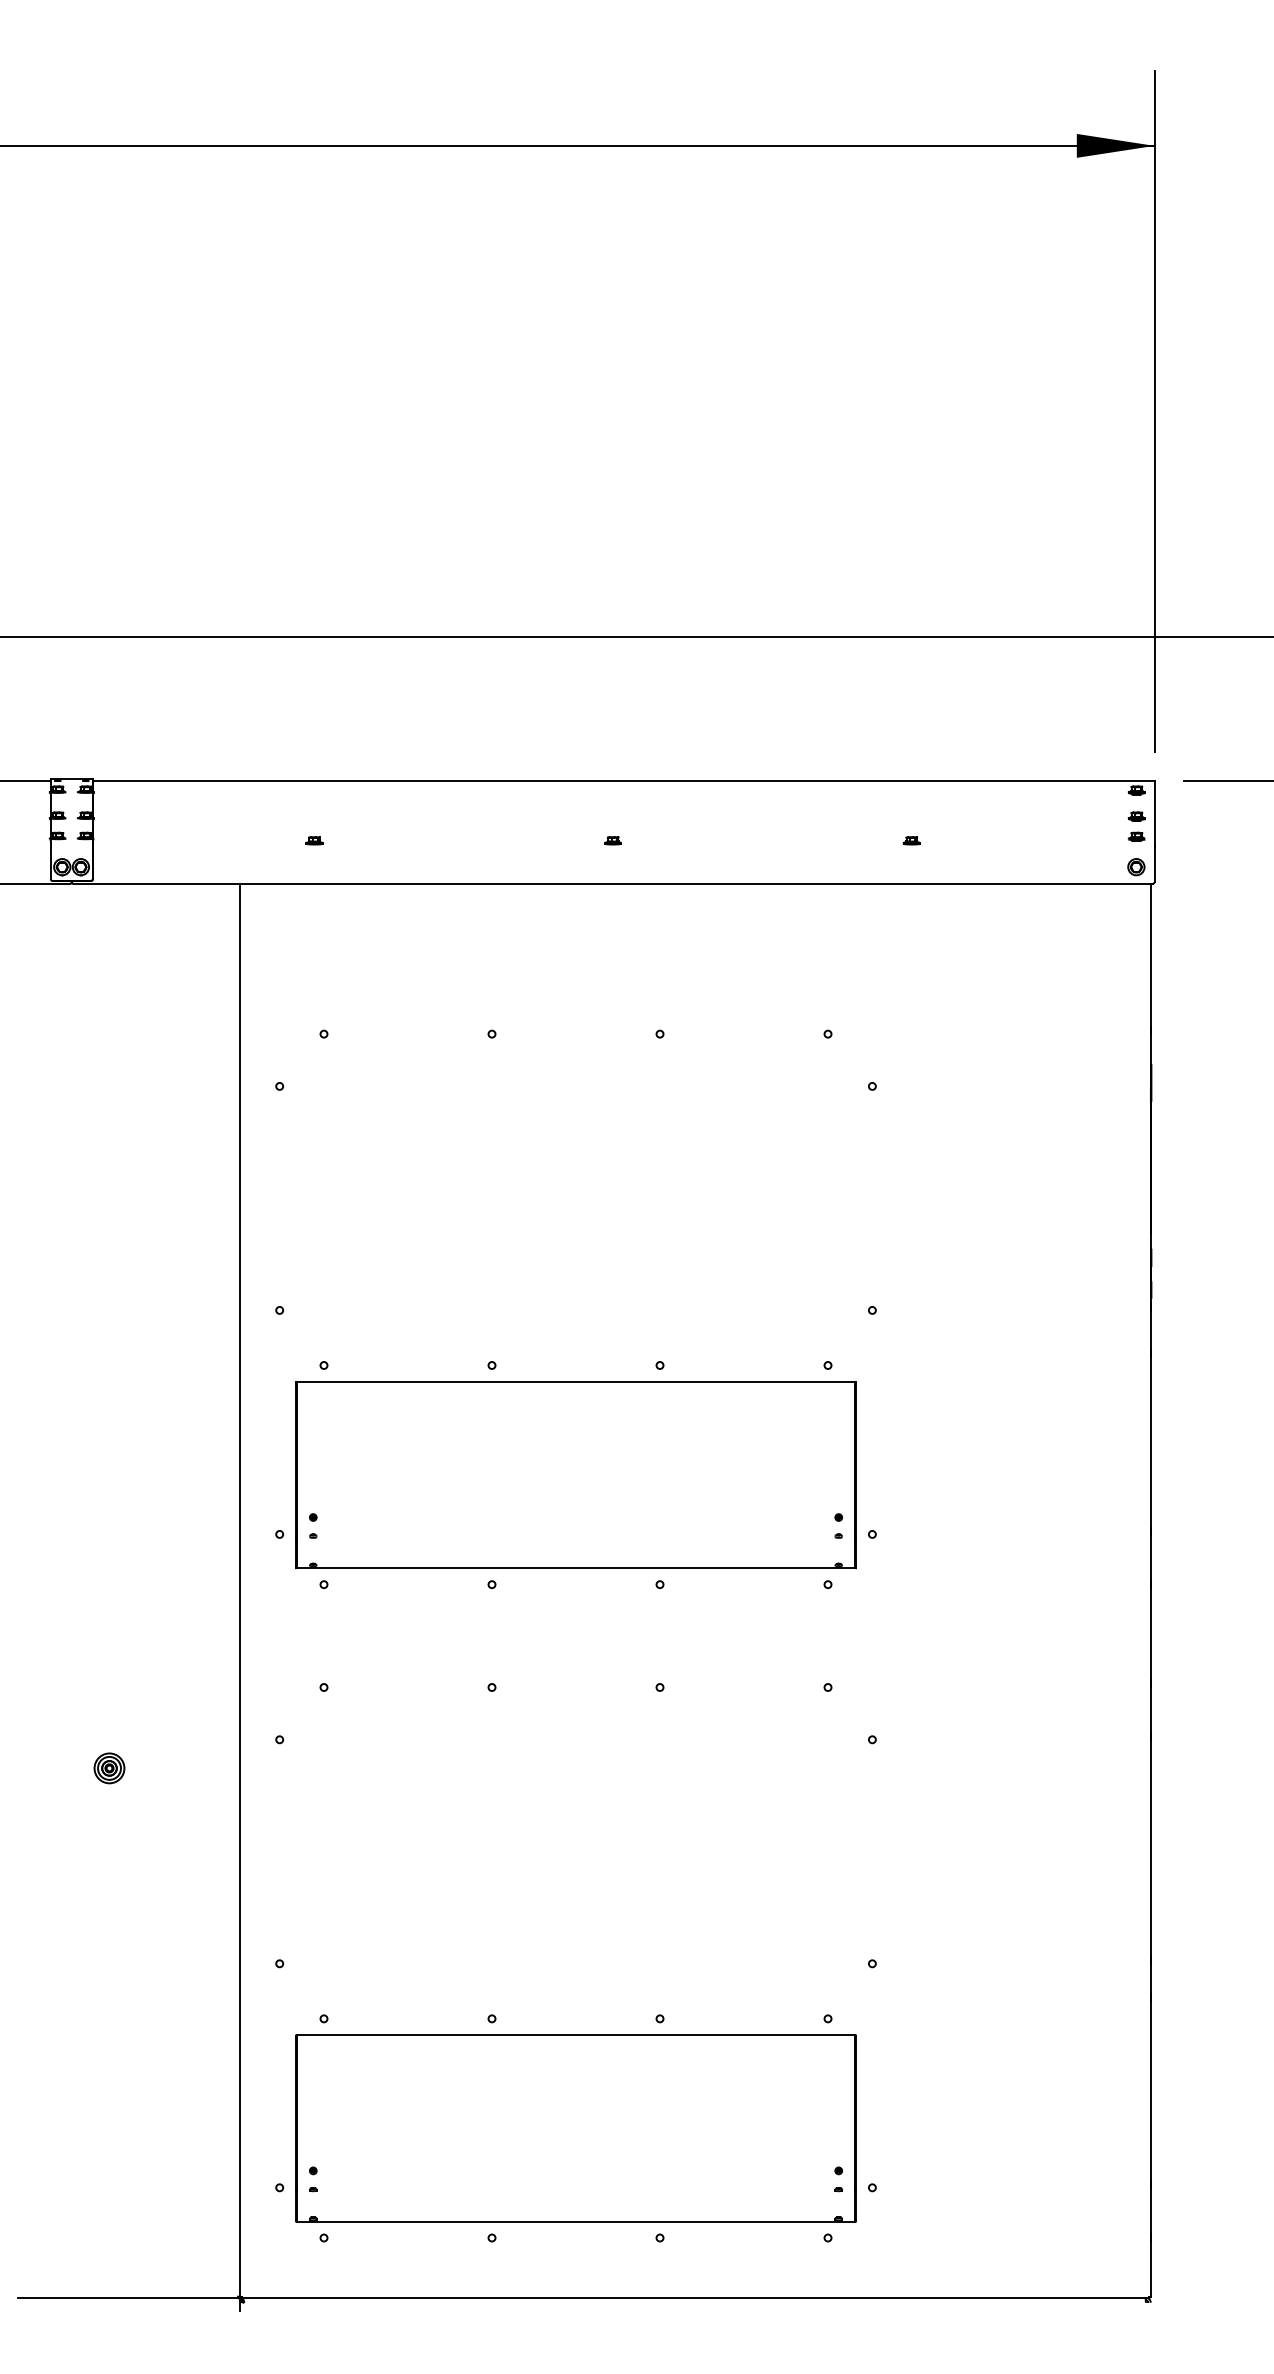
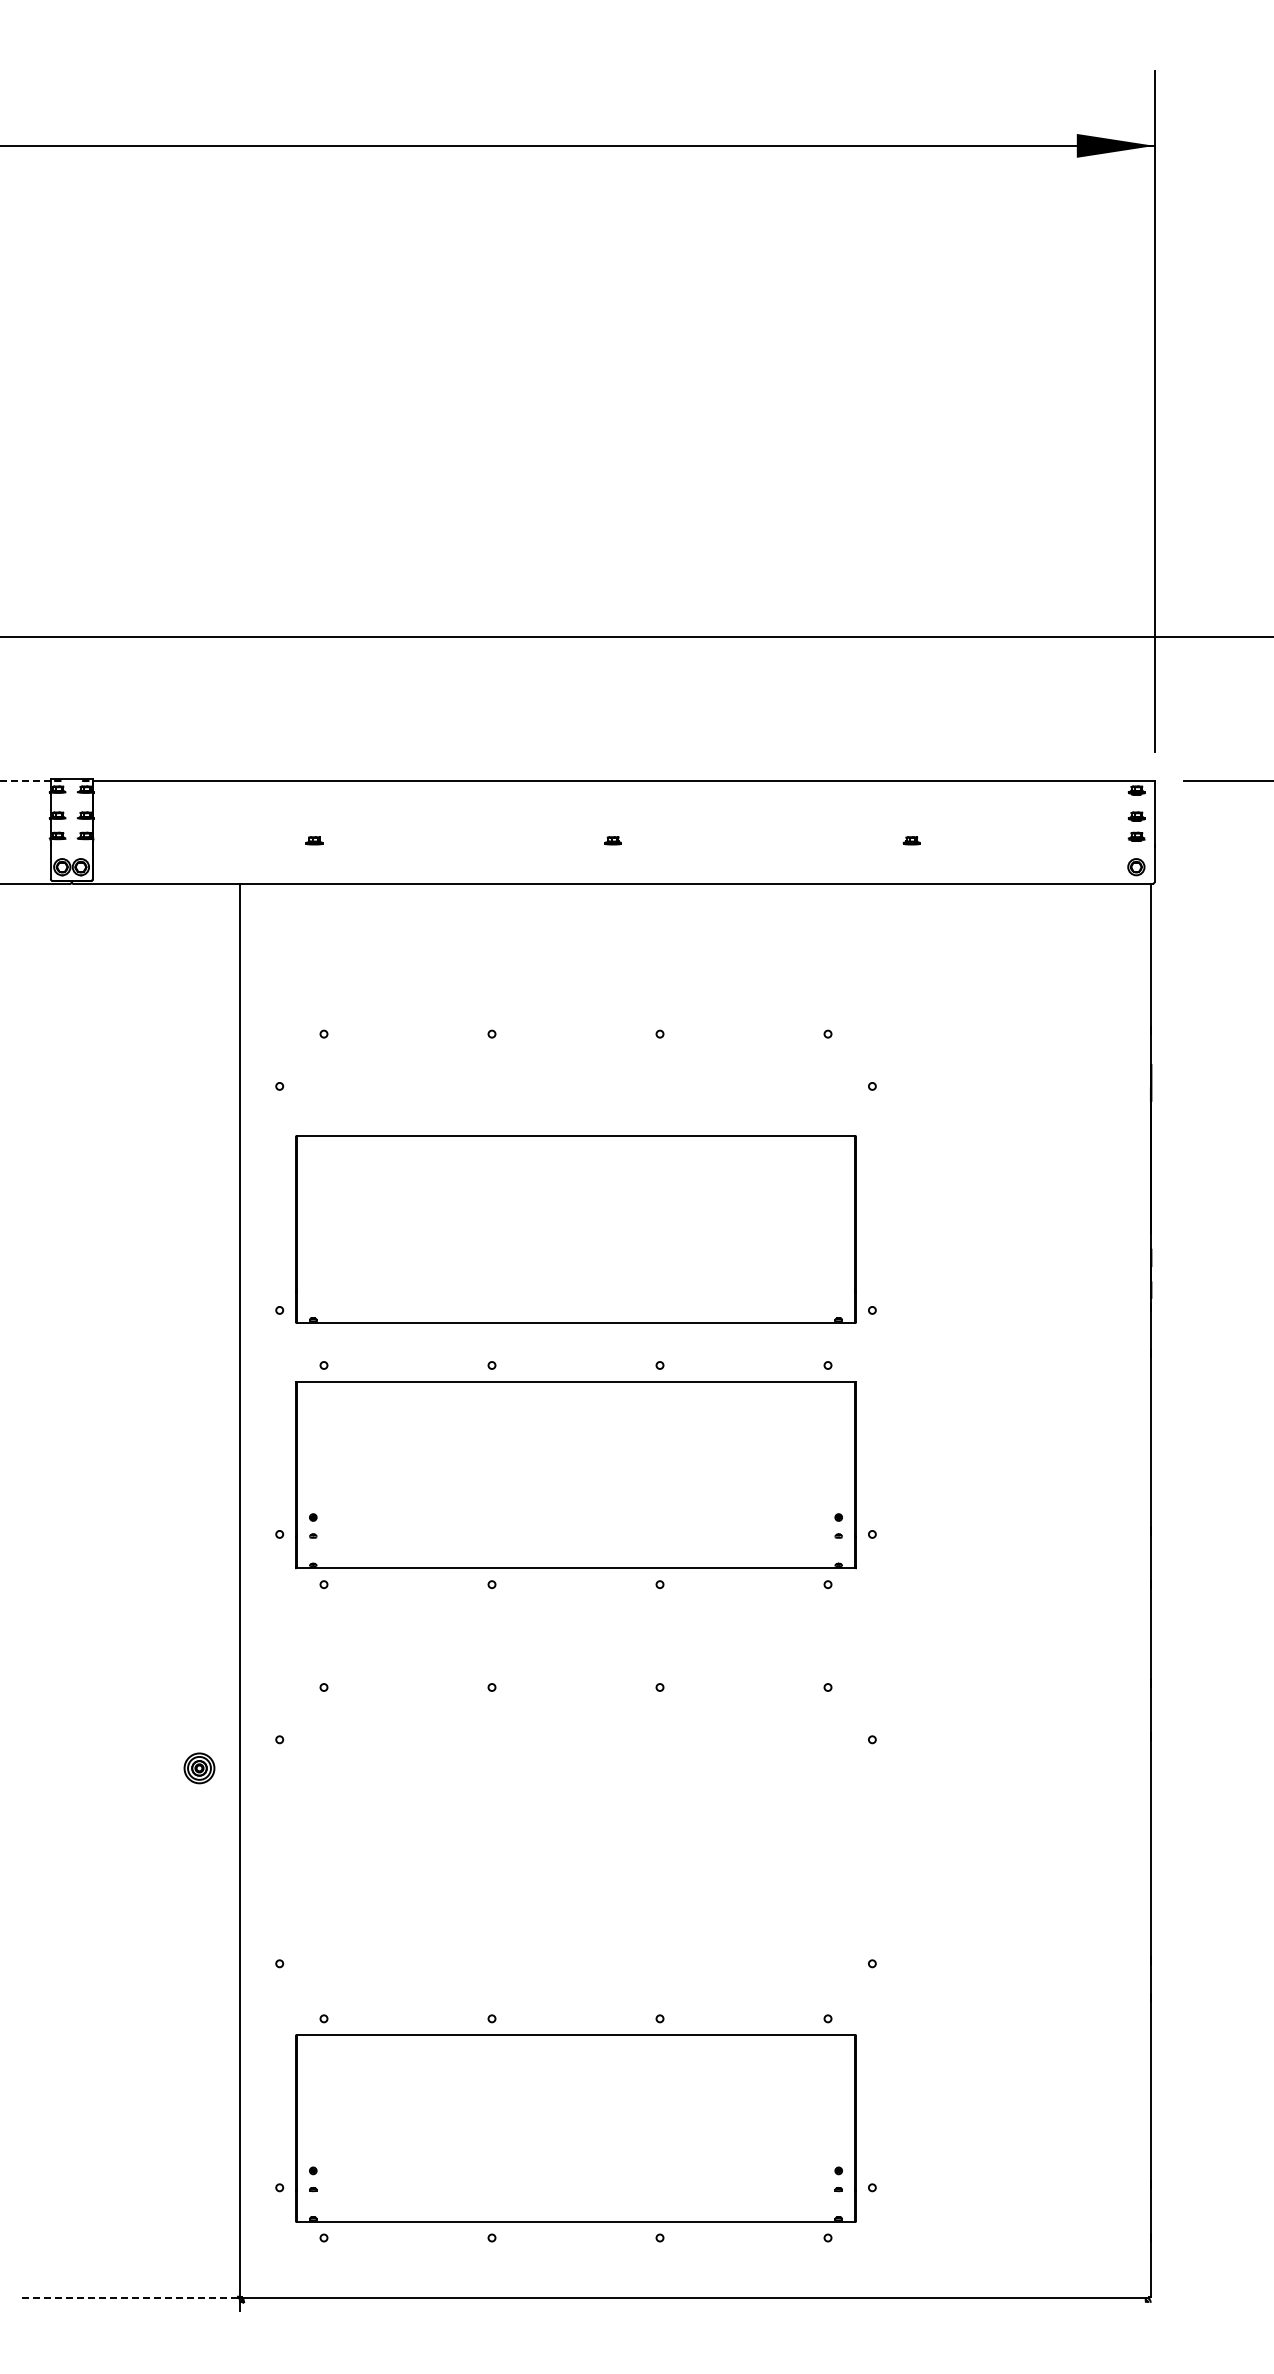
line: solid -> dashed (25, 781)
part: none -> present (575, 1229)
part position: (109, 1768) -> (199, 1768) (199, 1768)
line: solid -> dashed (127, 2298)
